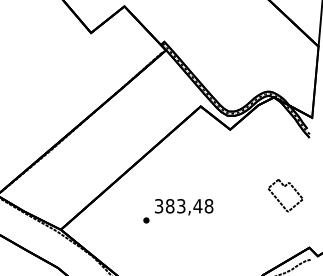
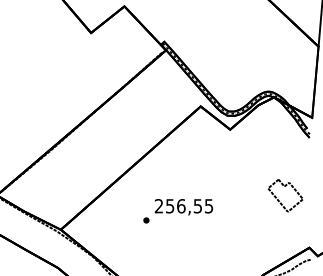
text: 383,48 -> 256,55 (184, 206)
